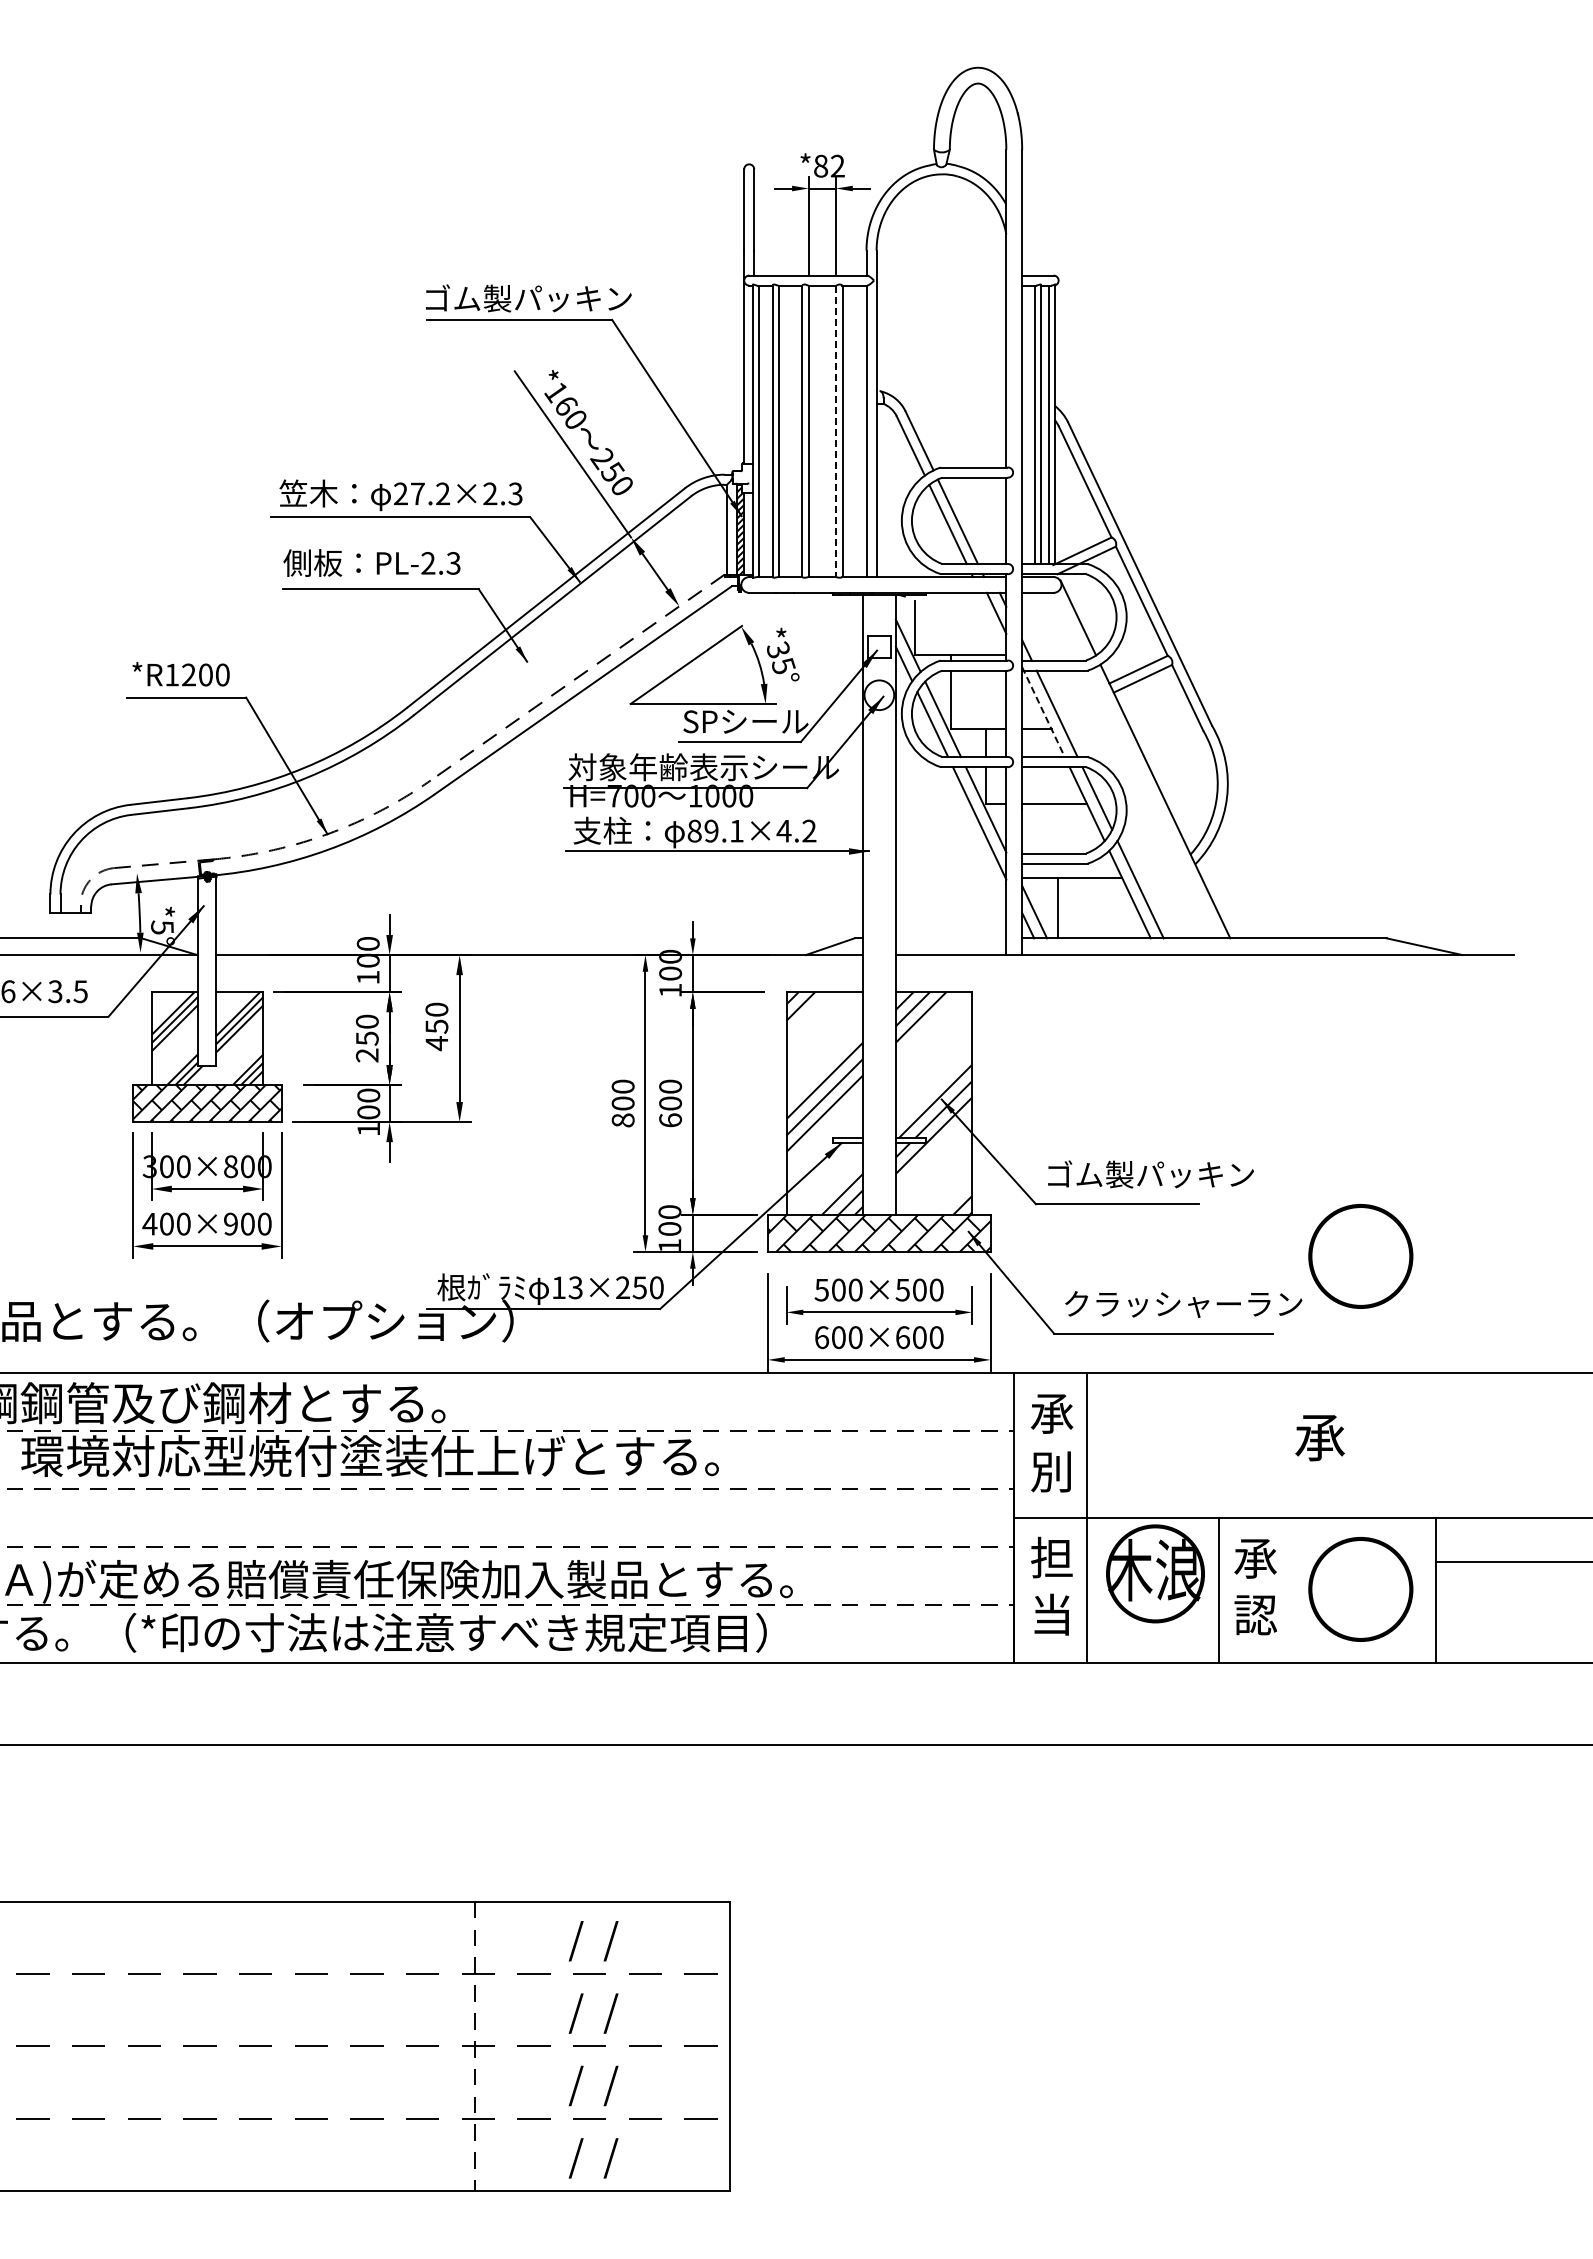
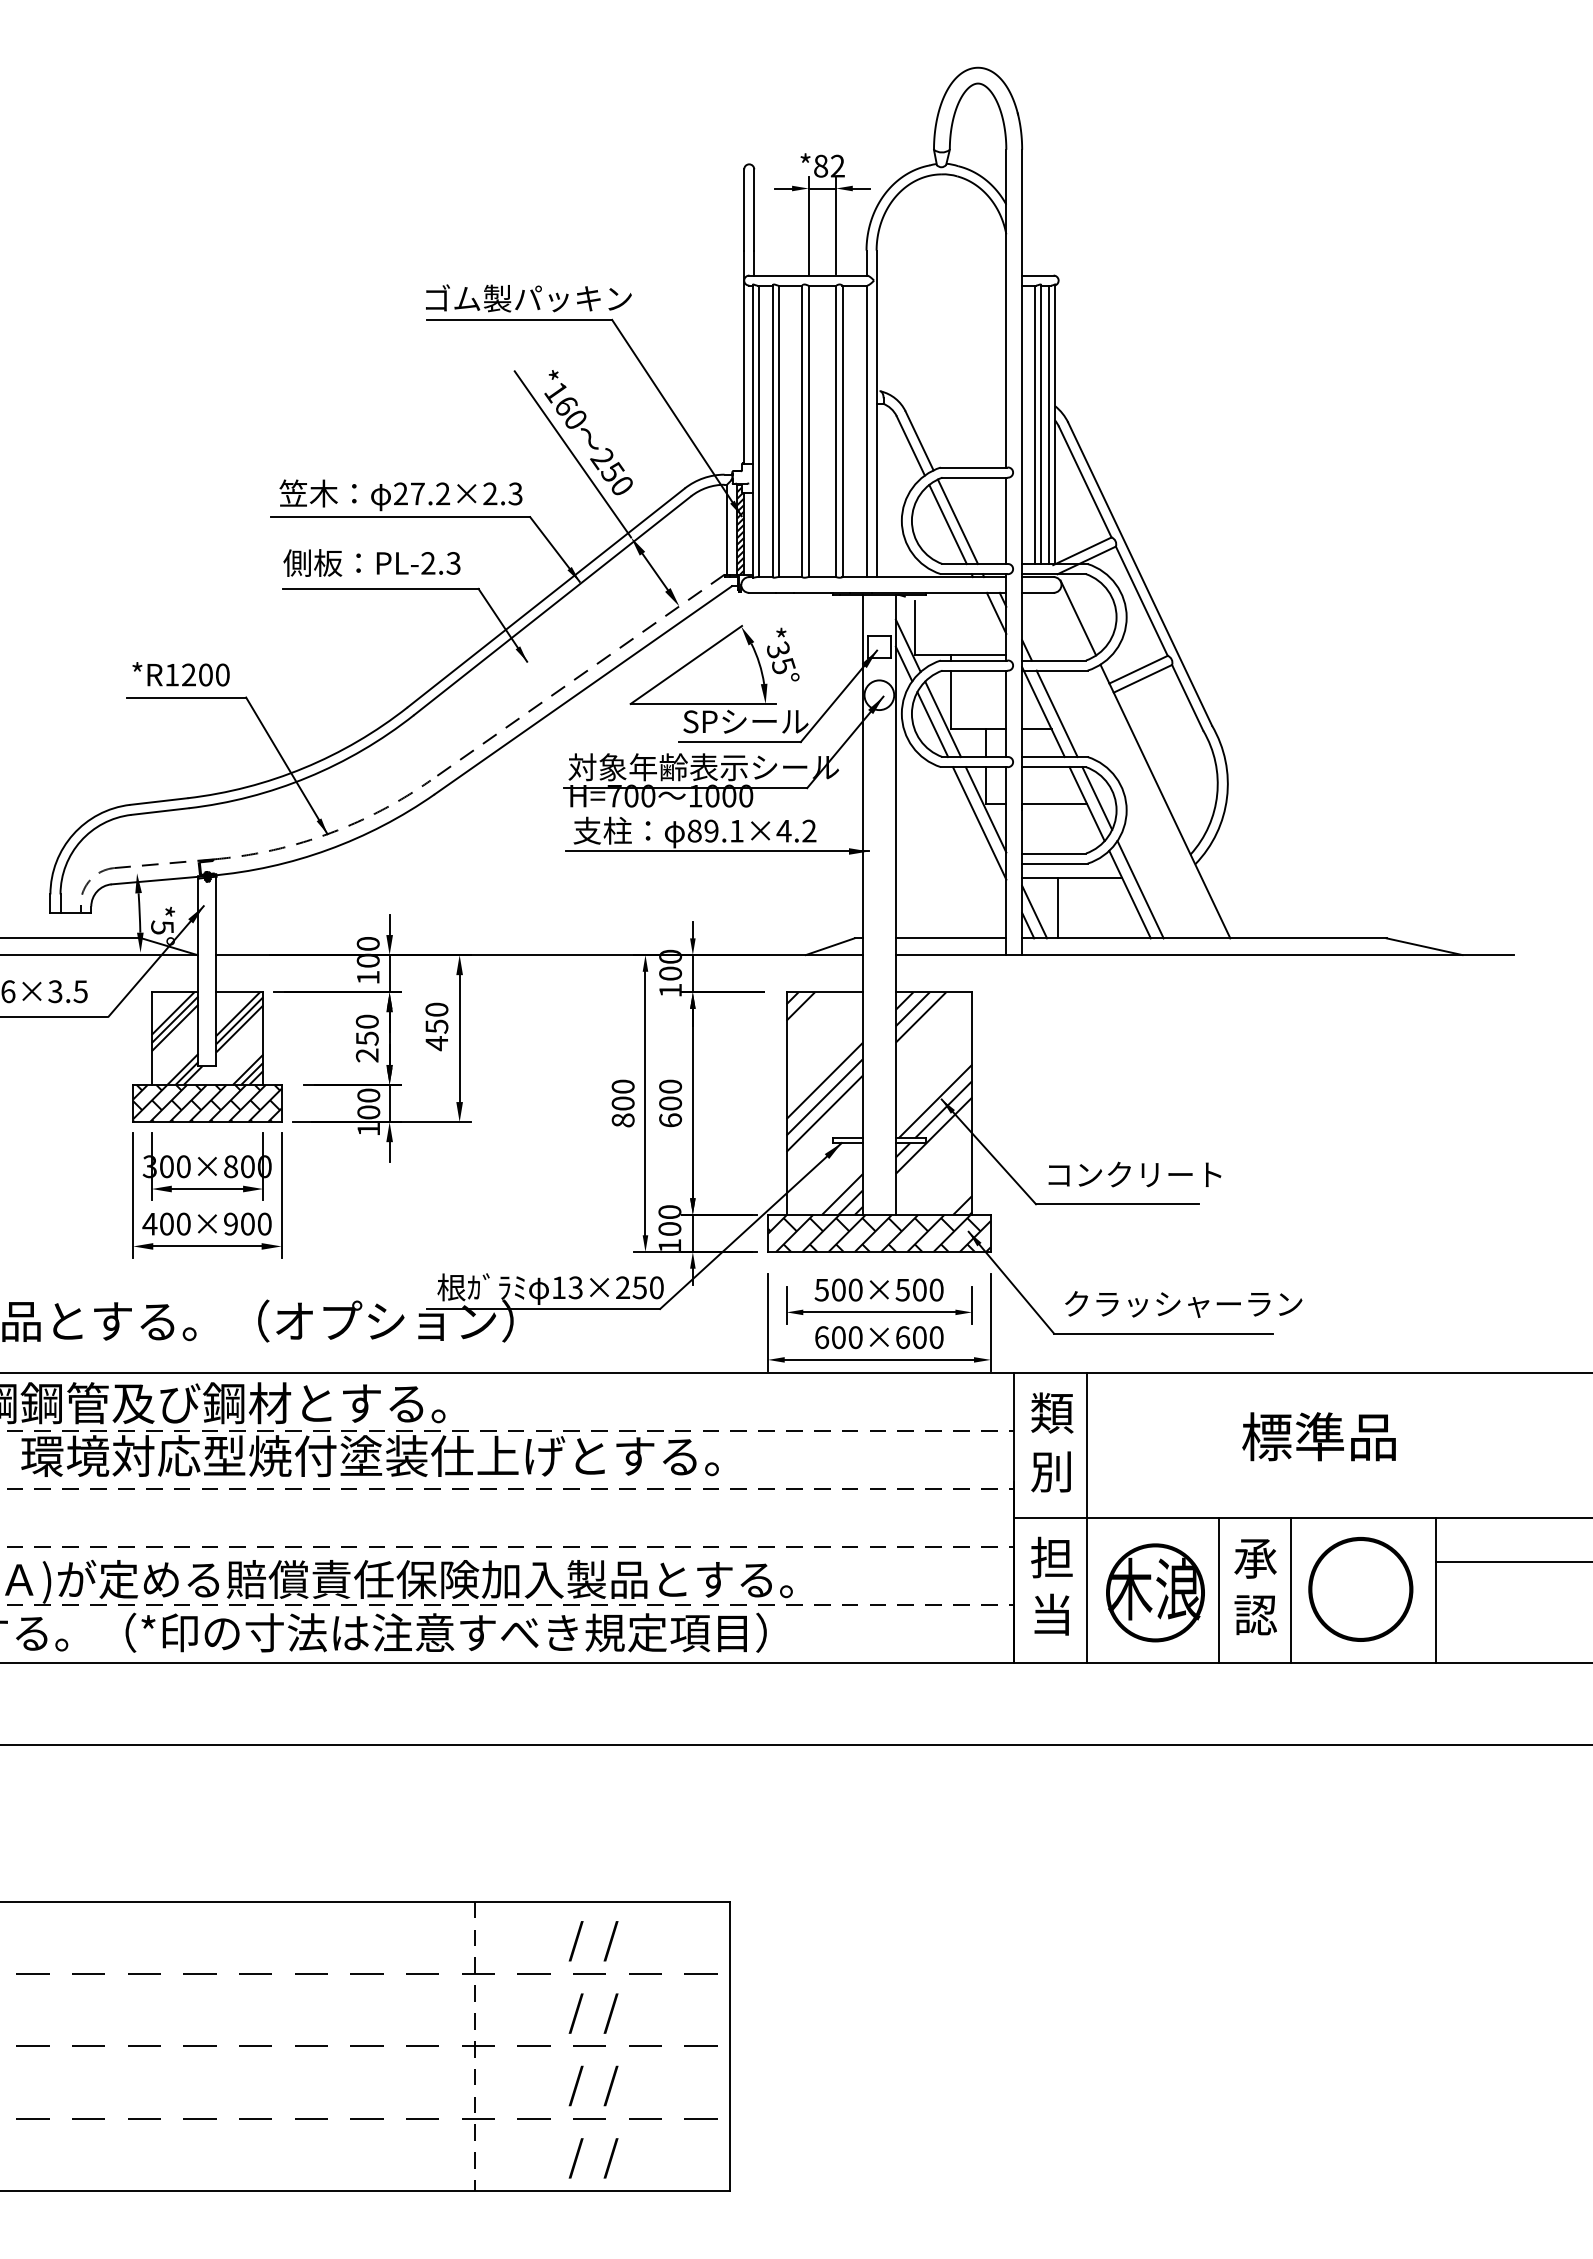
line: dashed -> solid (836, 431)
line: dashed -> solid (1043, 712)
line: none -> present (950, 938)
text: ゴム製パッキン -> コンクリート (1150, 1174)
part: present -> none (1360, 1256)
text: 承 -> 類 (1051, 1412)
text: 承 -> 標準品 (1318, 1436)
part position: (1155, 1573) -> (1155, 1592) (1155, 1592)
line: none -> present (1291, 1589)
